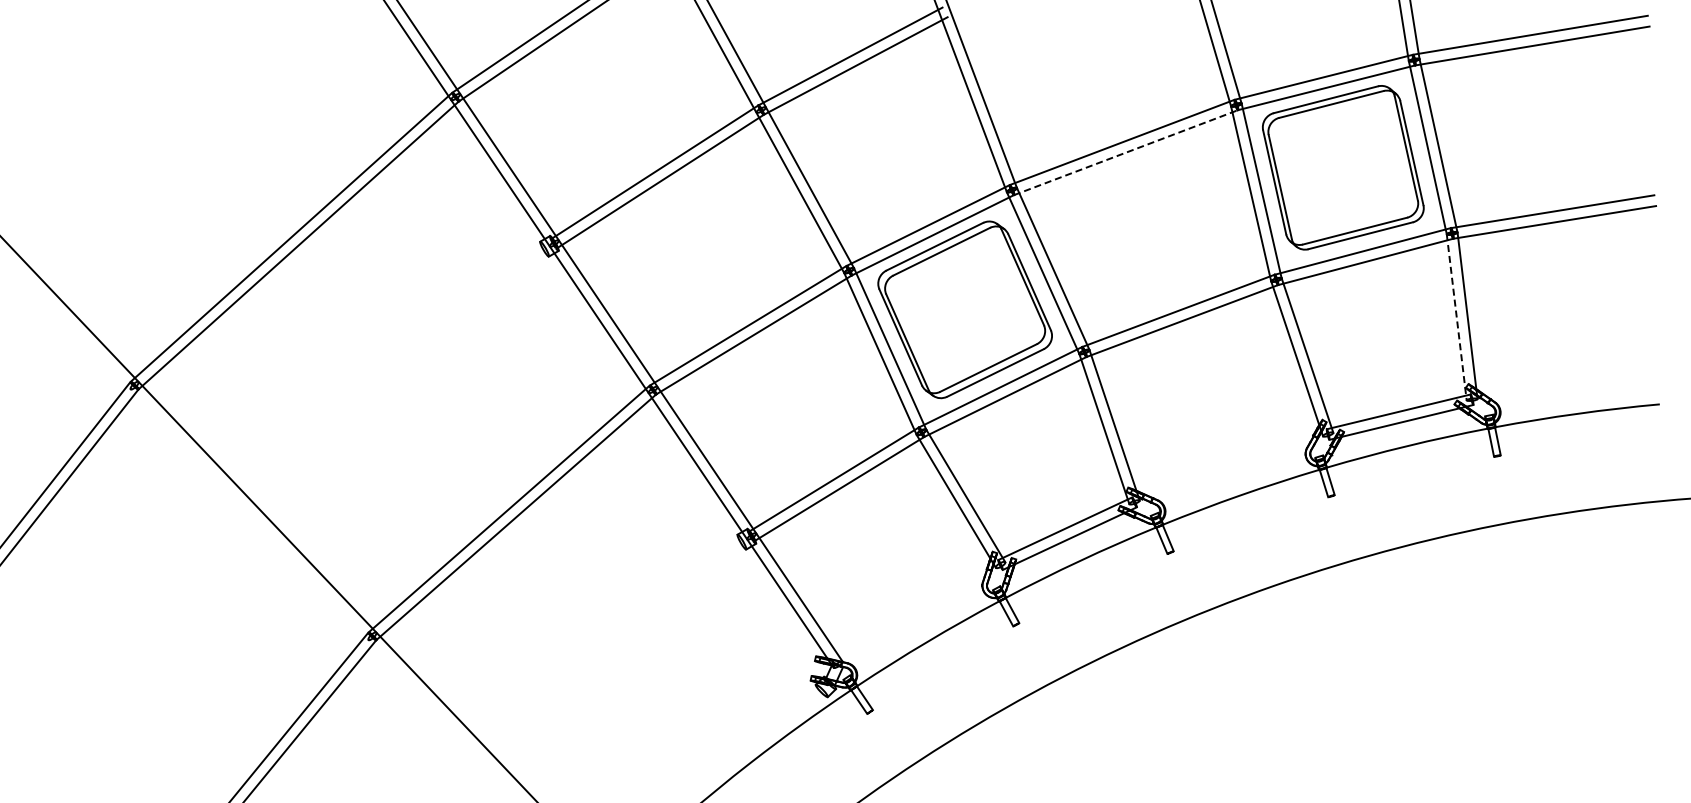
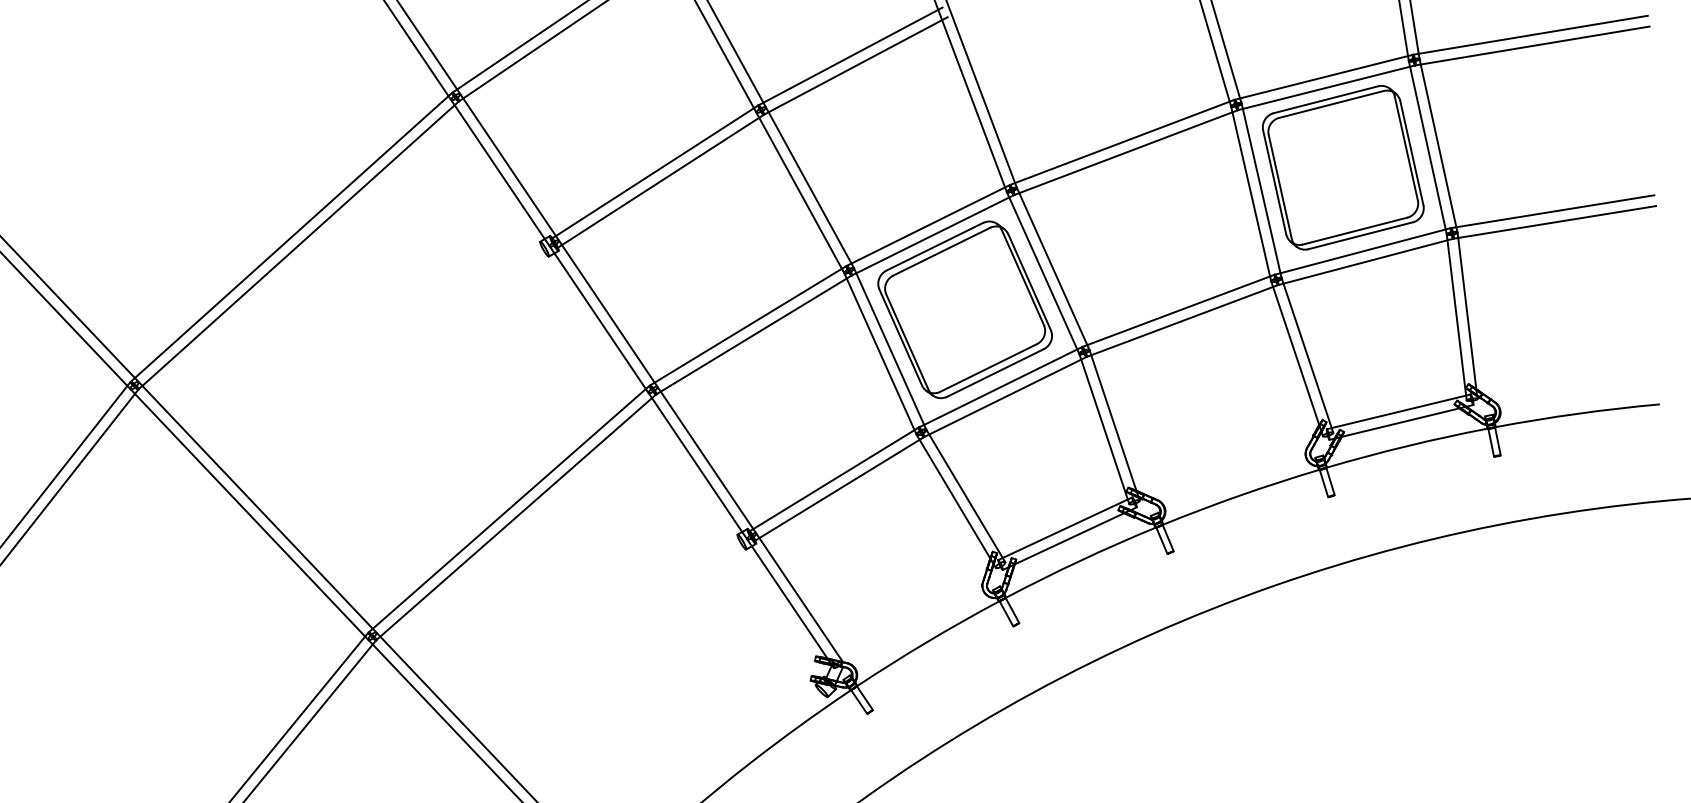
line: dashed -> solid (1126, 152)
line: dashed -> solid (1456, 317)
line: none -> present (260, 526)
